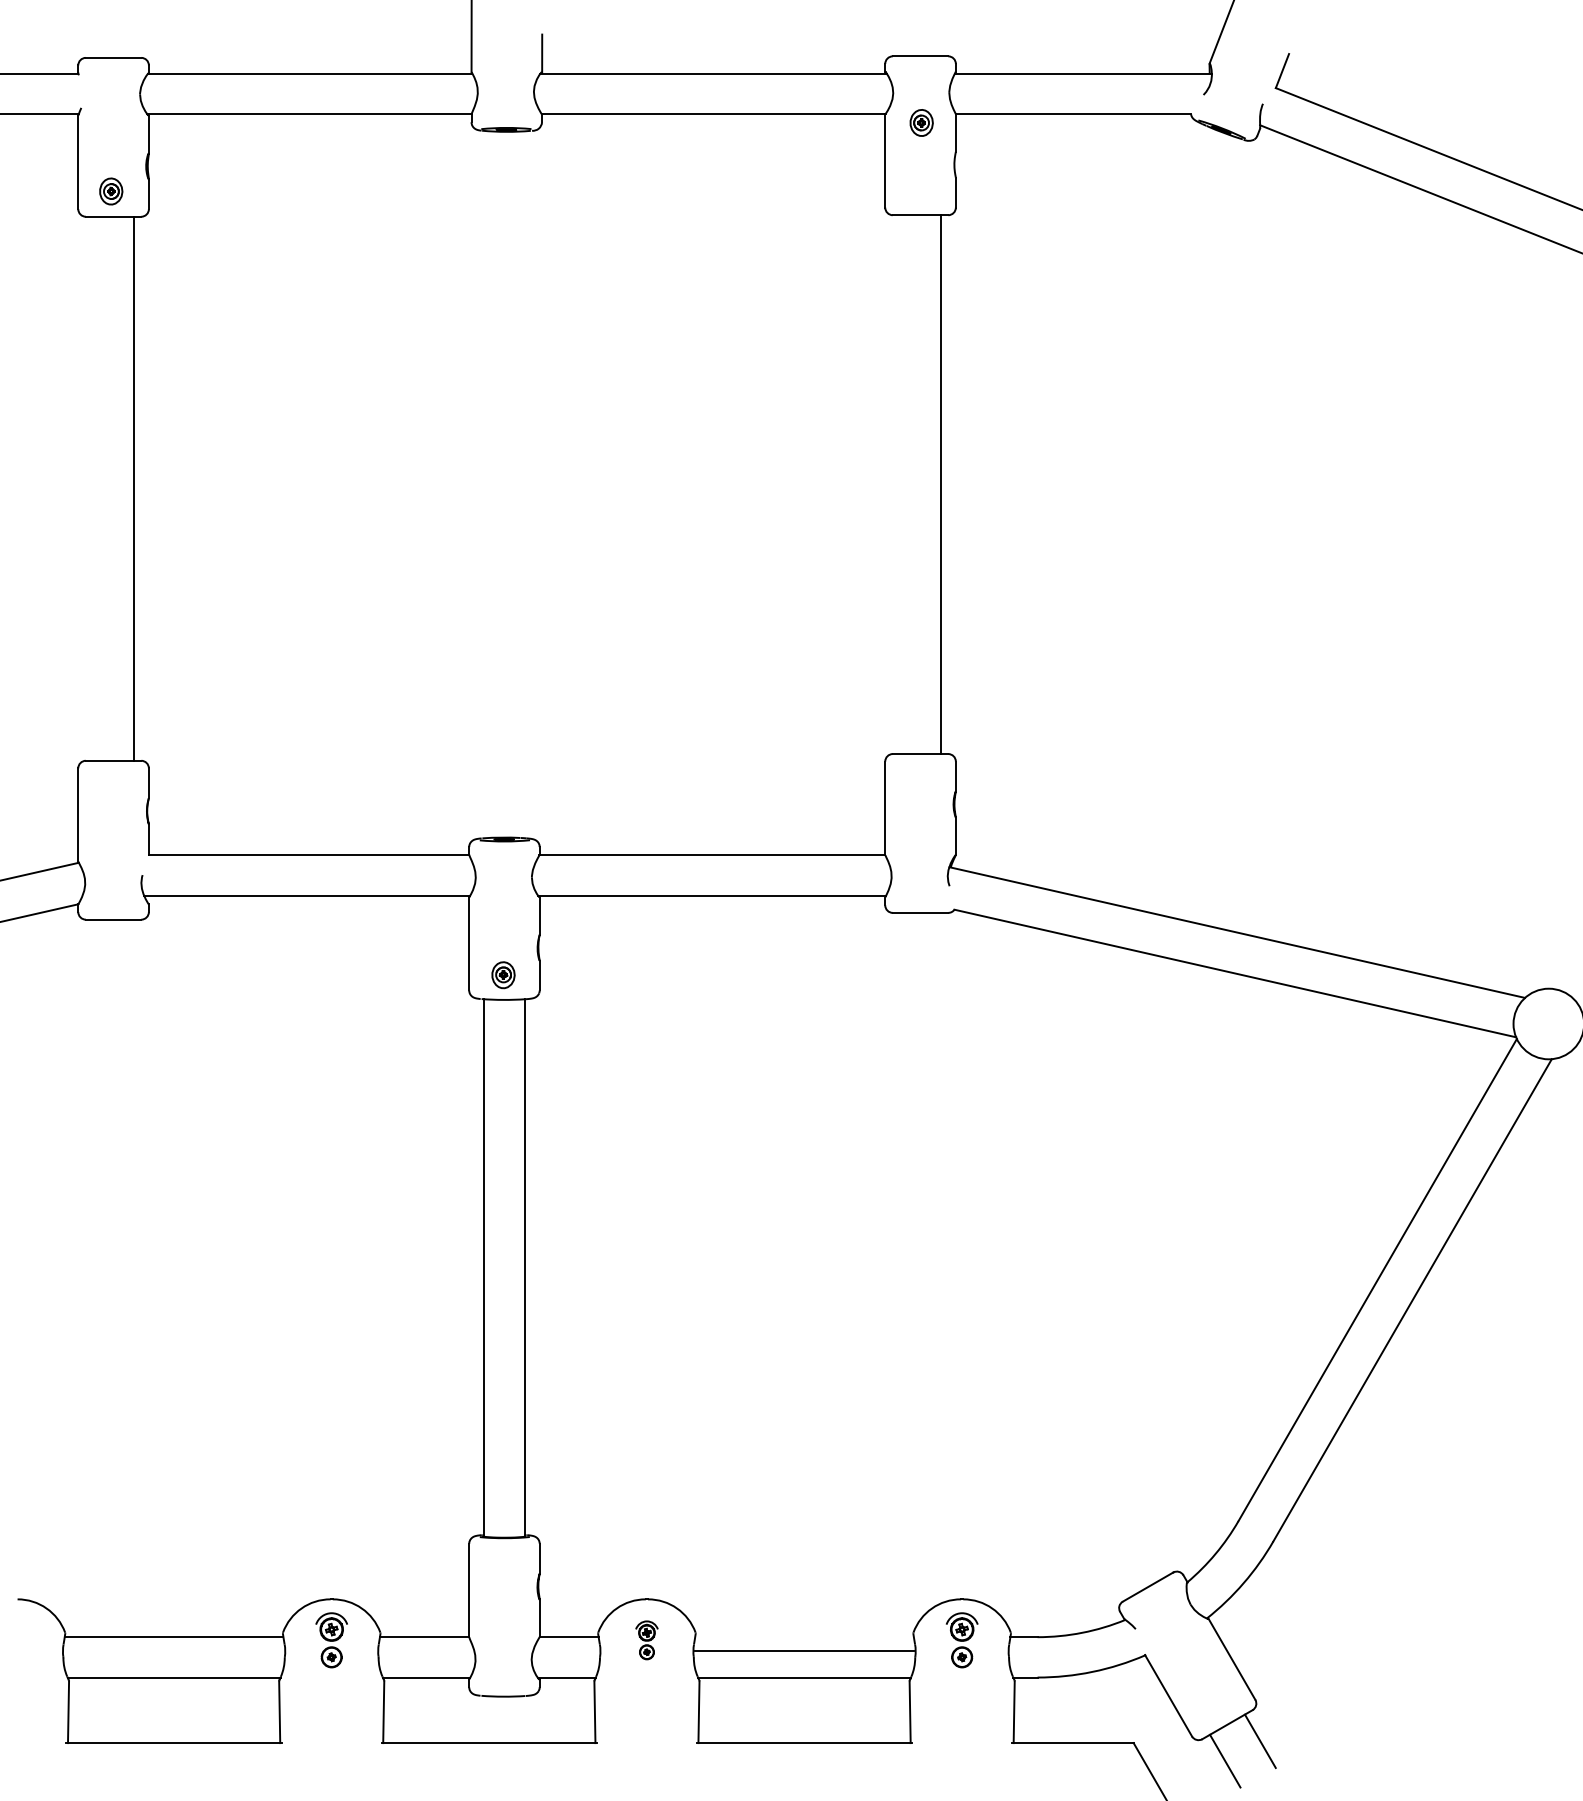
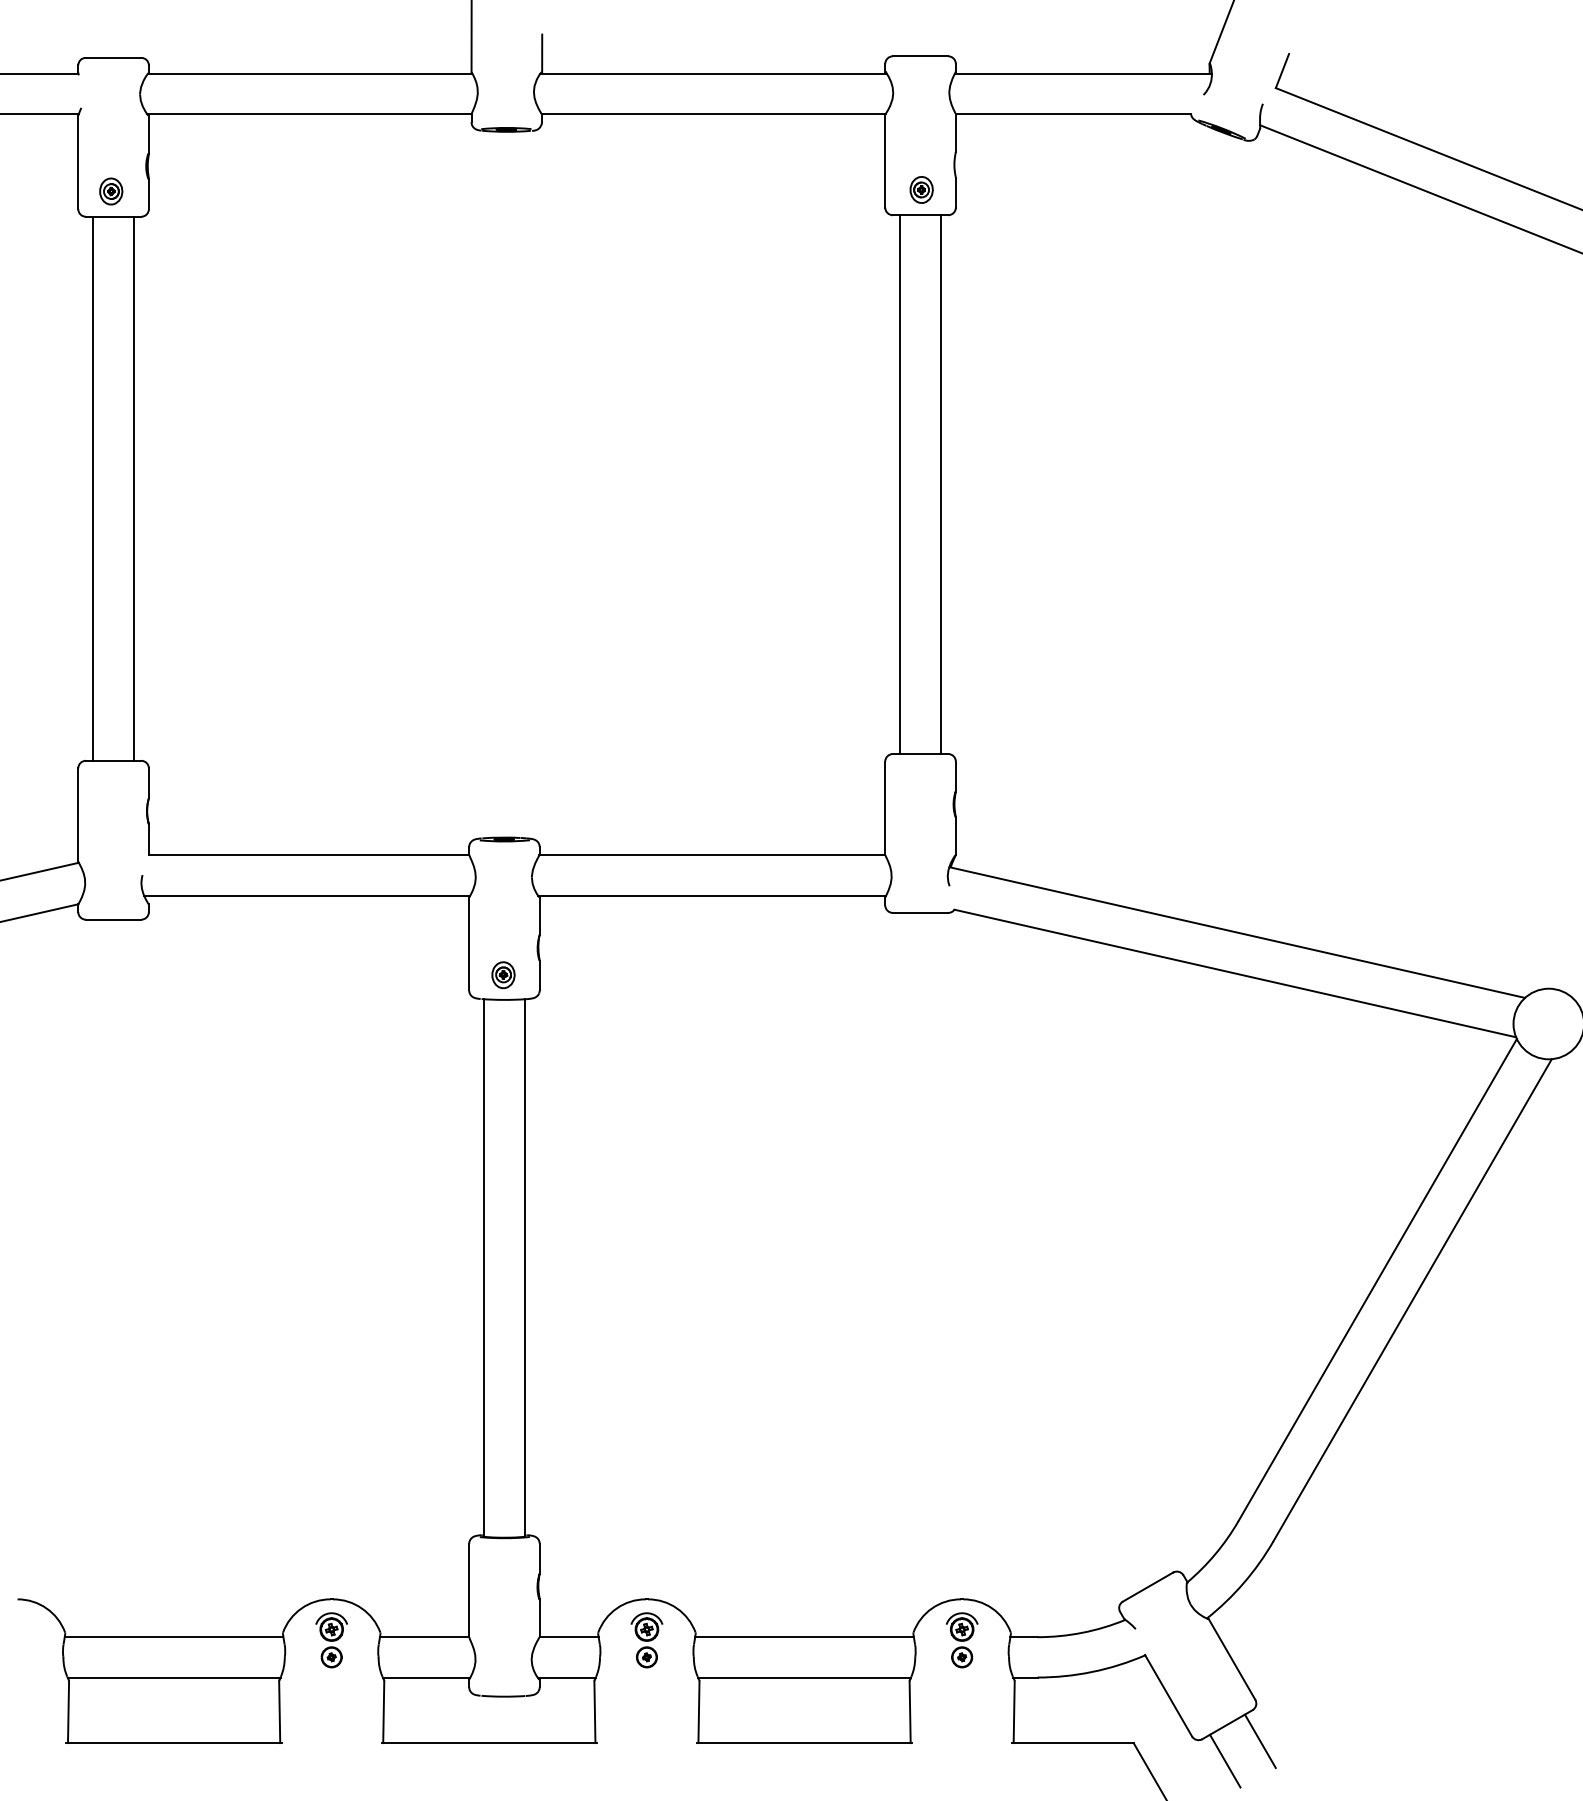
part position: (921, 122) -> (921, 189) (921, 189)
line: none -> present (900, 484)
line: none -> present (93, 488)
part size: 24x41 px -> 34x57 px (646, 1640)
line position: (804, 1651) -> (804, 1637) (804, 1637)
